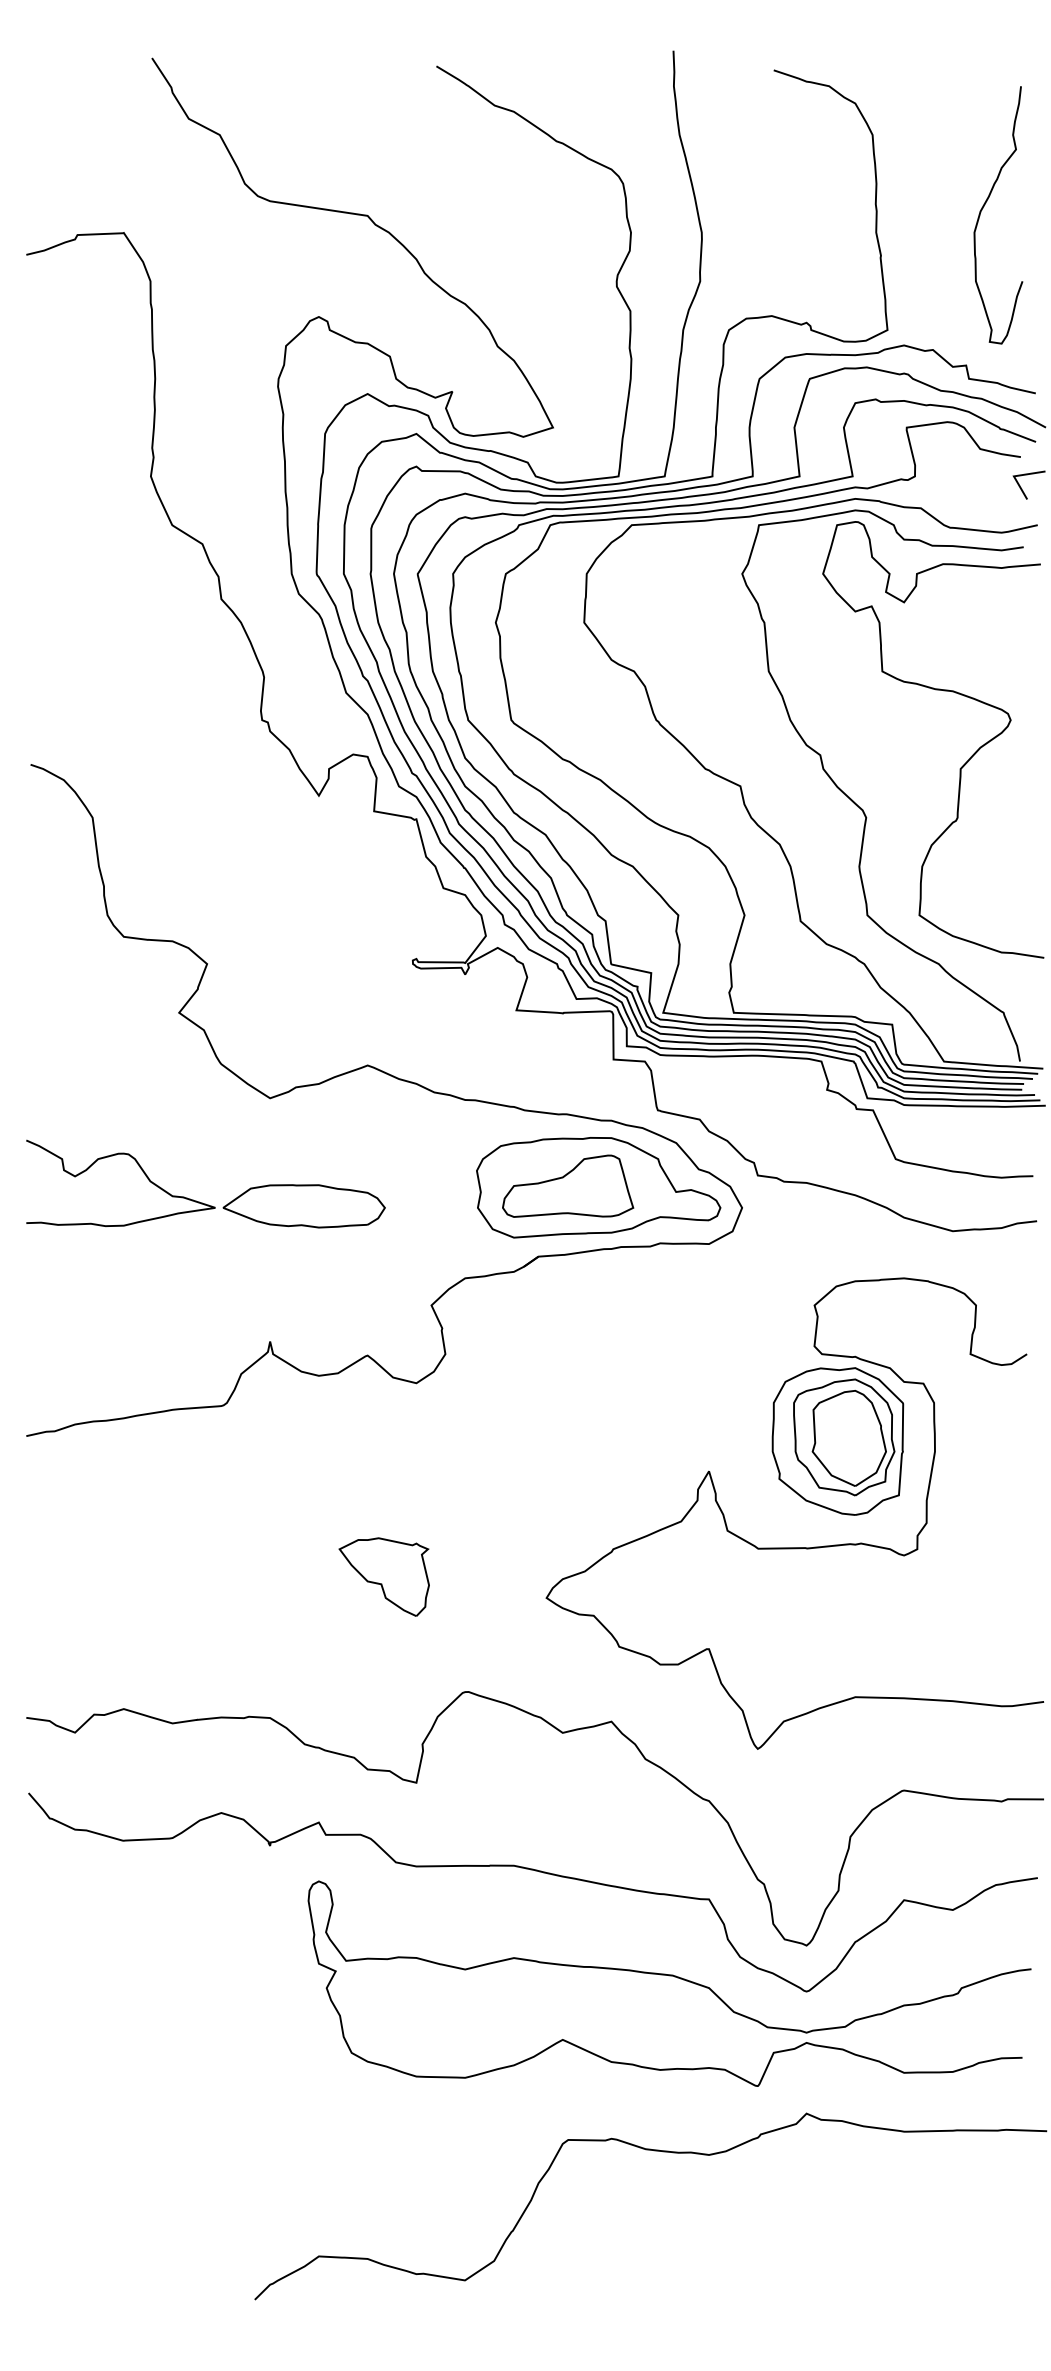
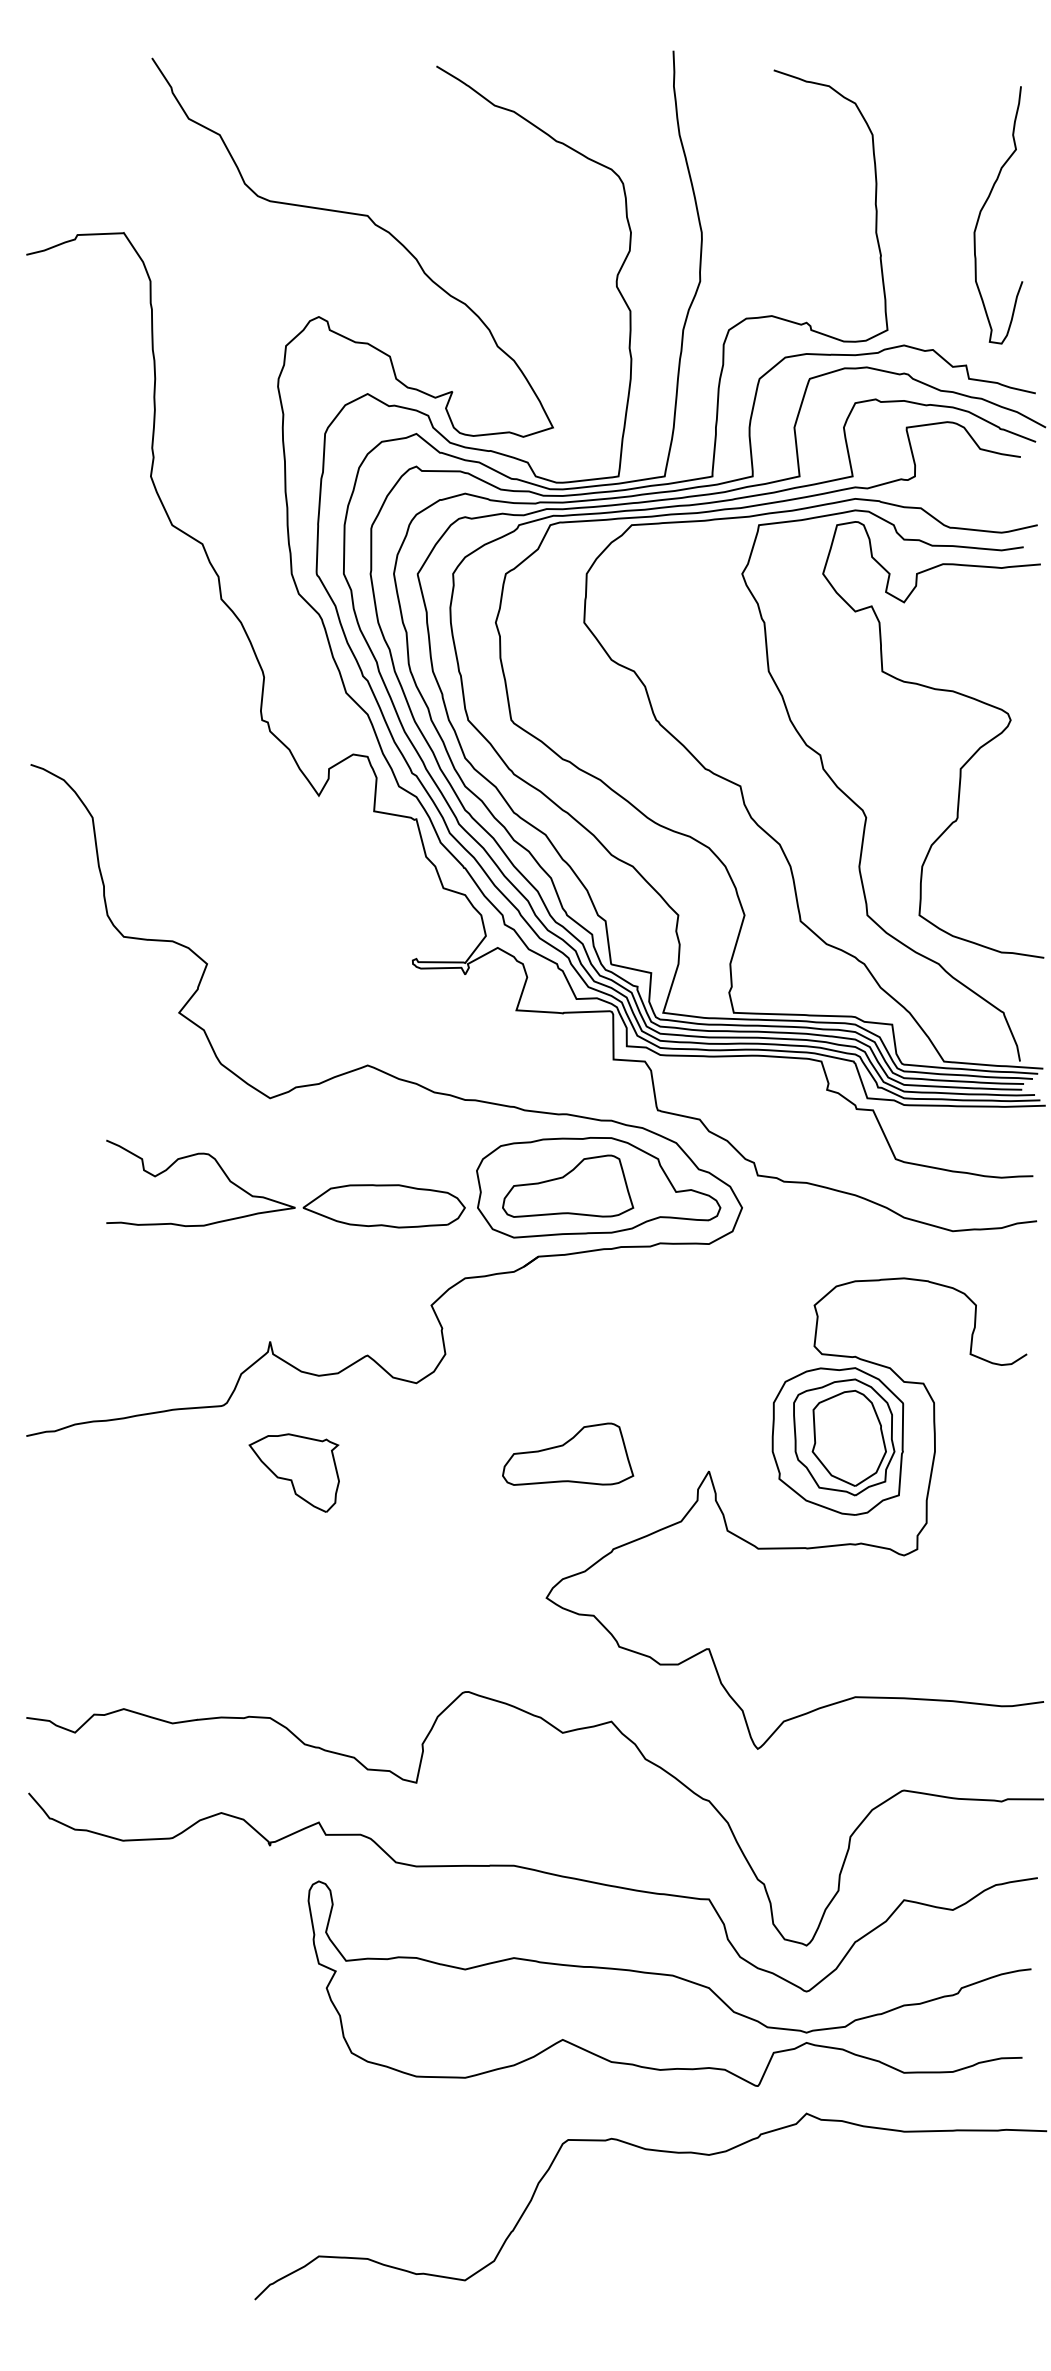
line: present -> none (1021, 487)
part position: (199, 1201) -> (279, 1201) (279, 1201)
part: none -> present (568, 1453)
part position: (383, 1576) -> (293, 1472) (293, 1472)
